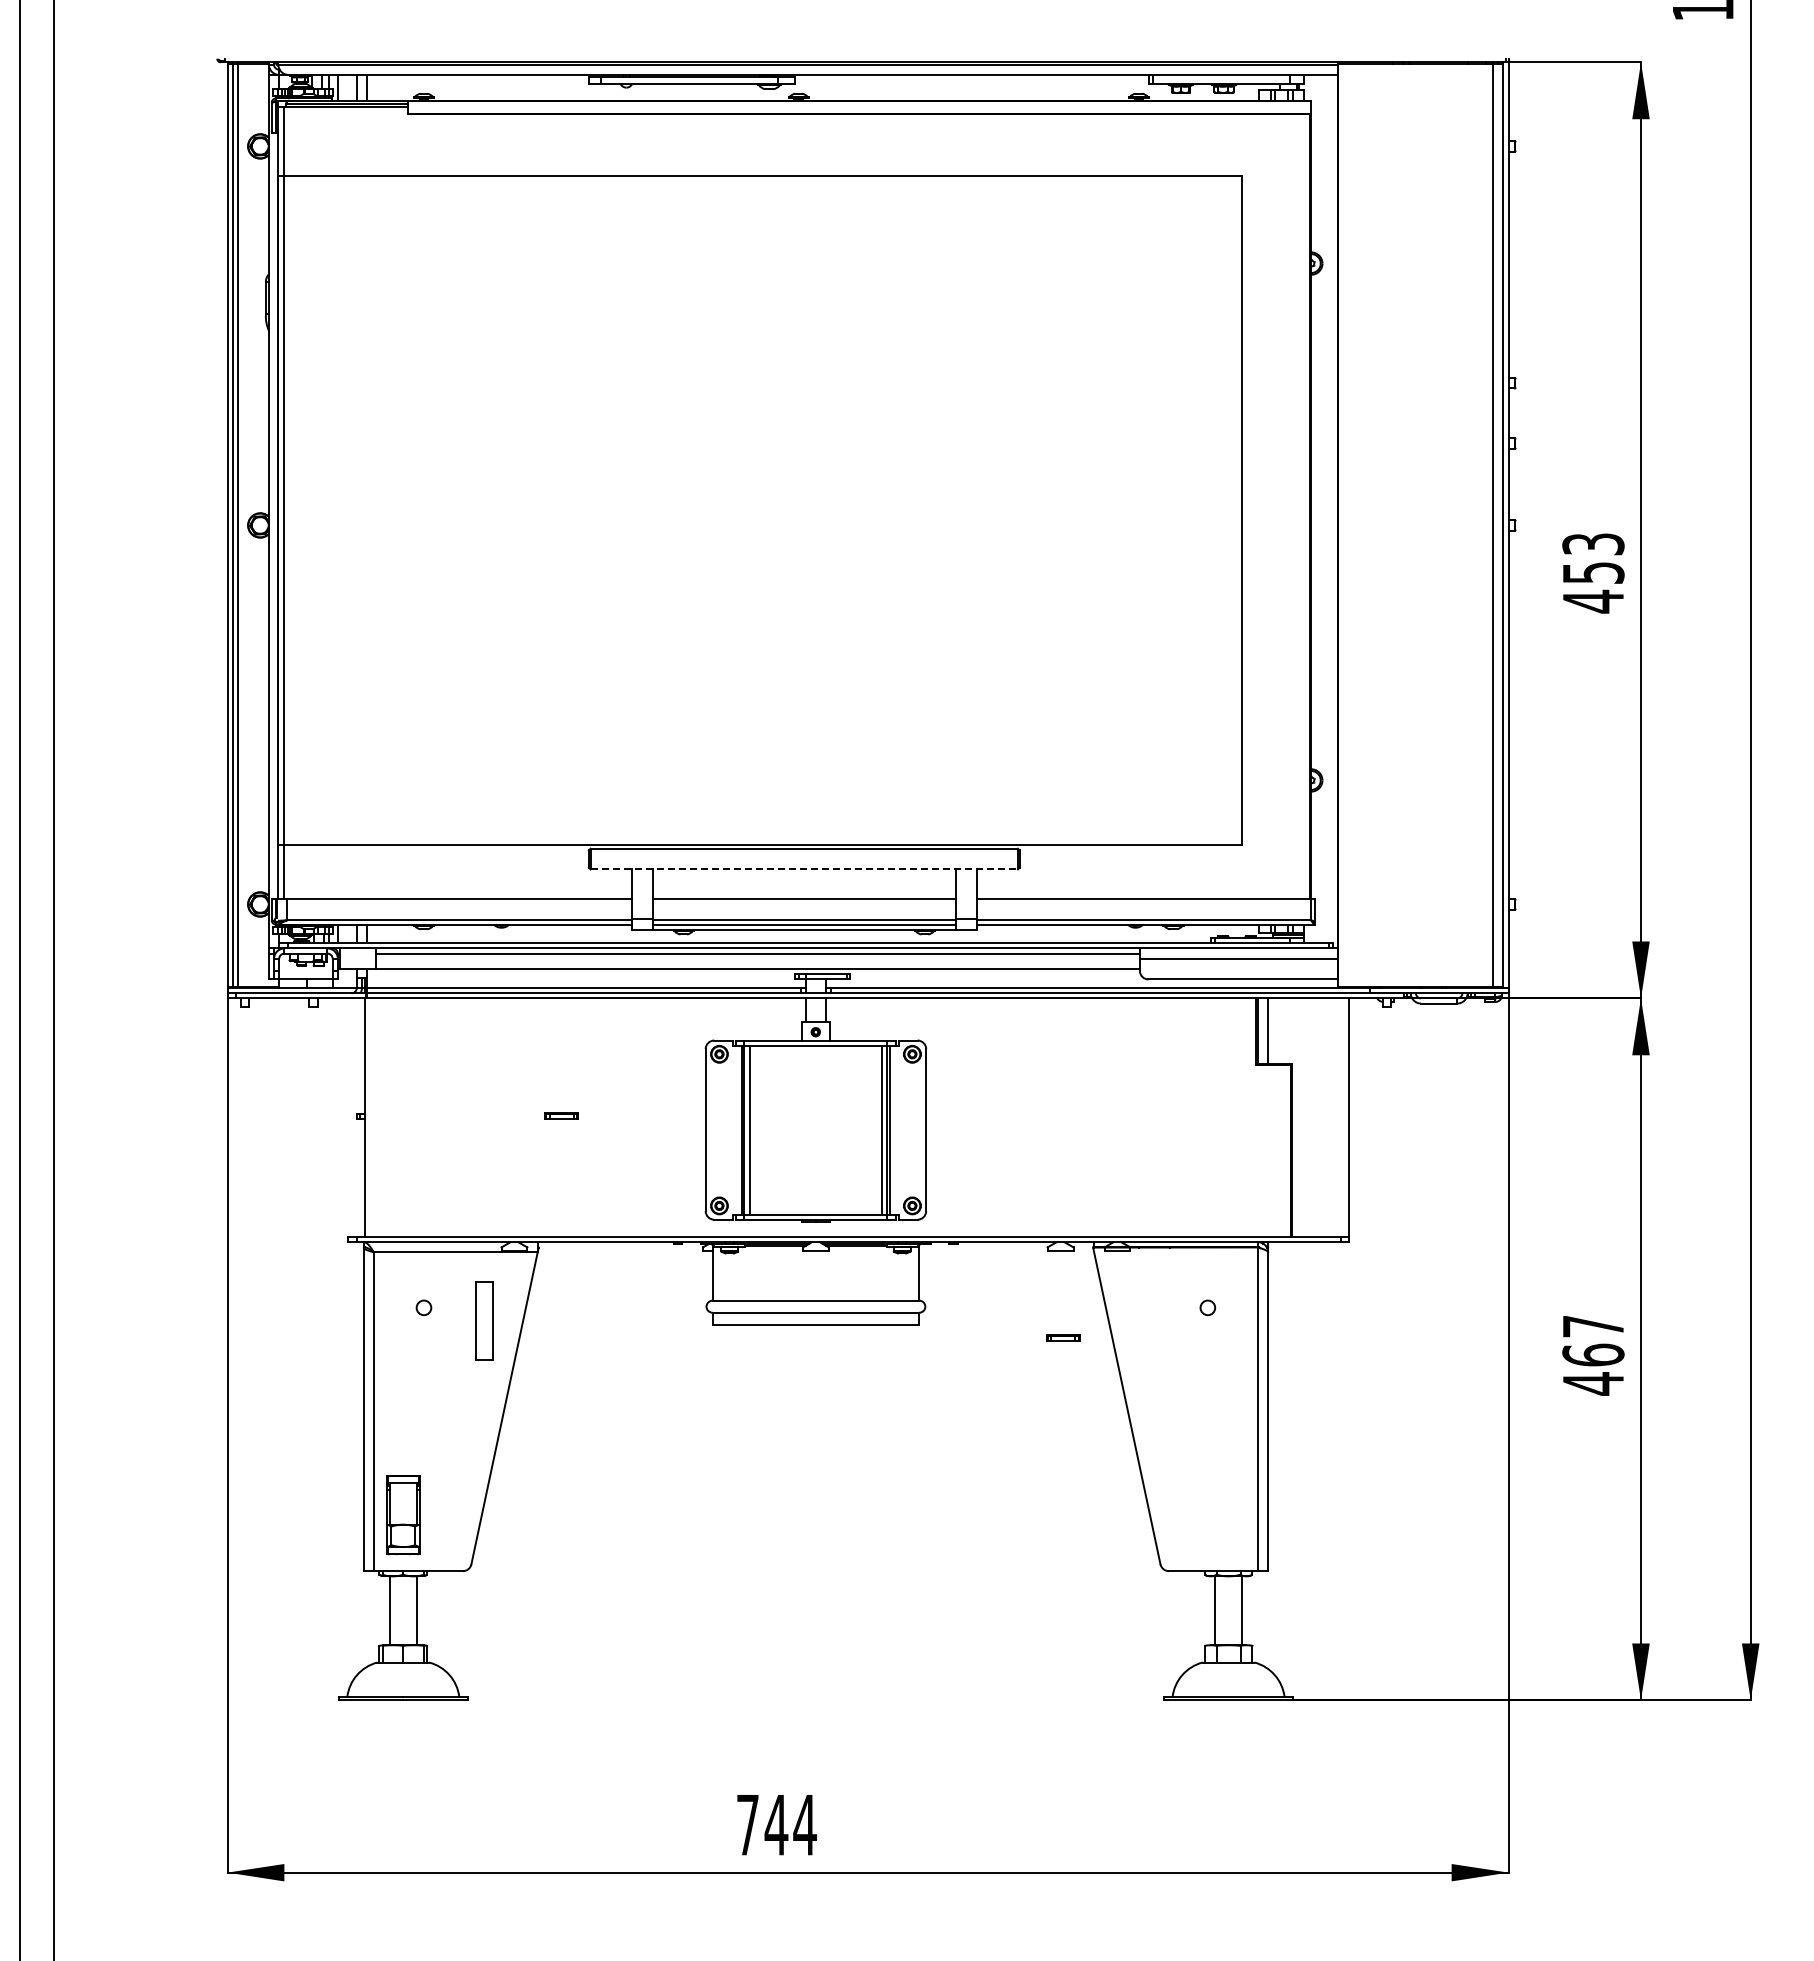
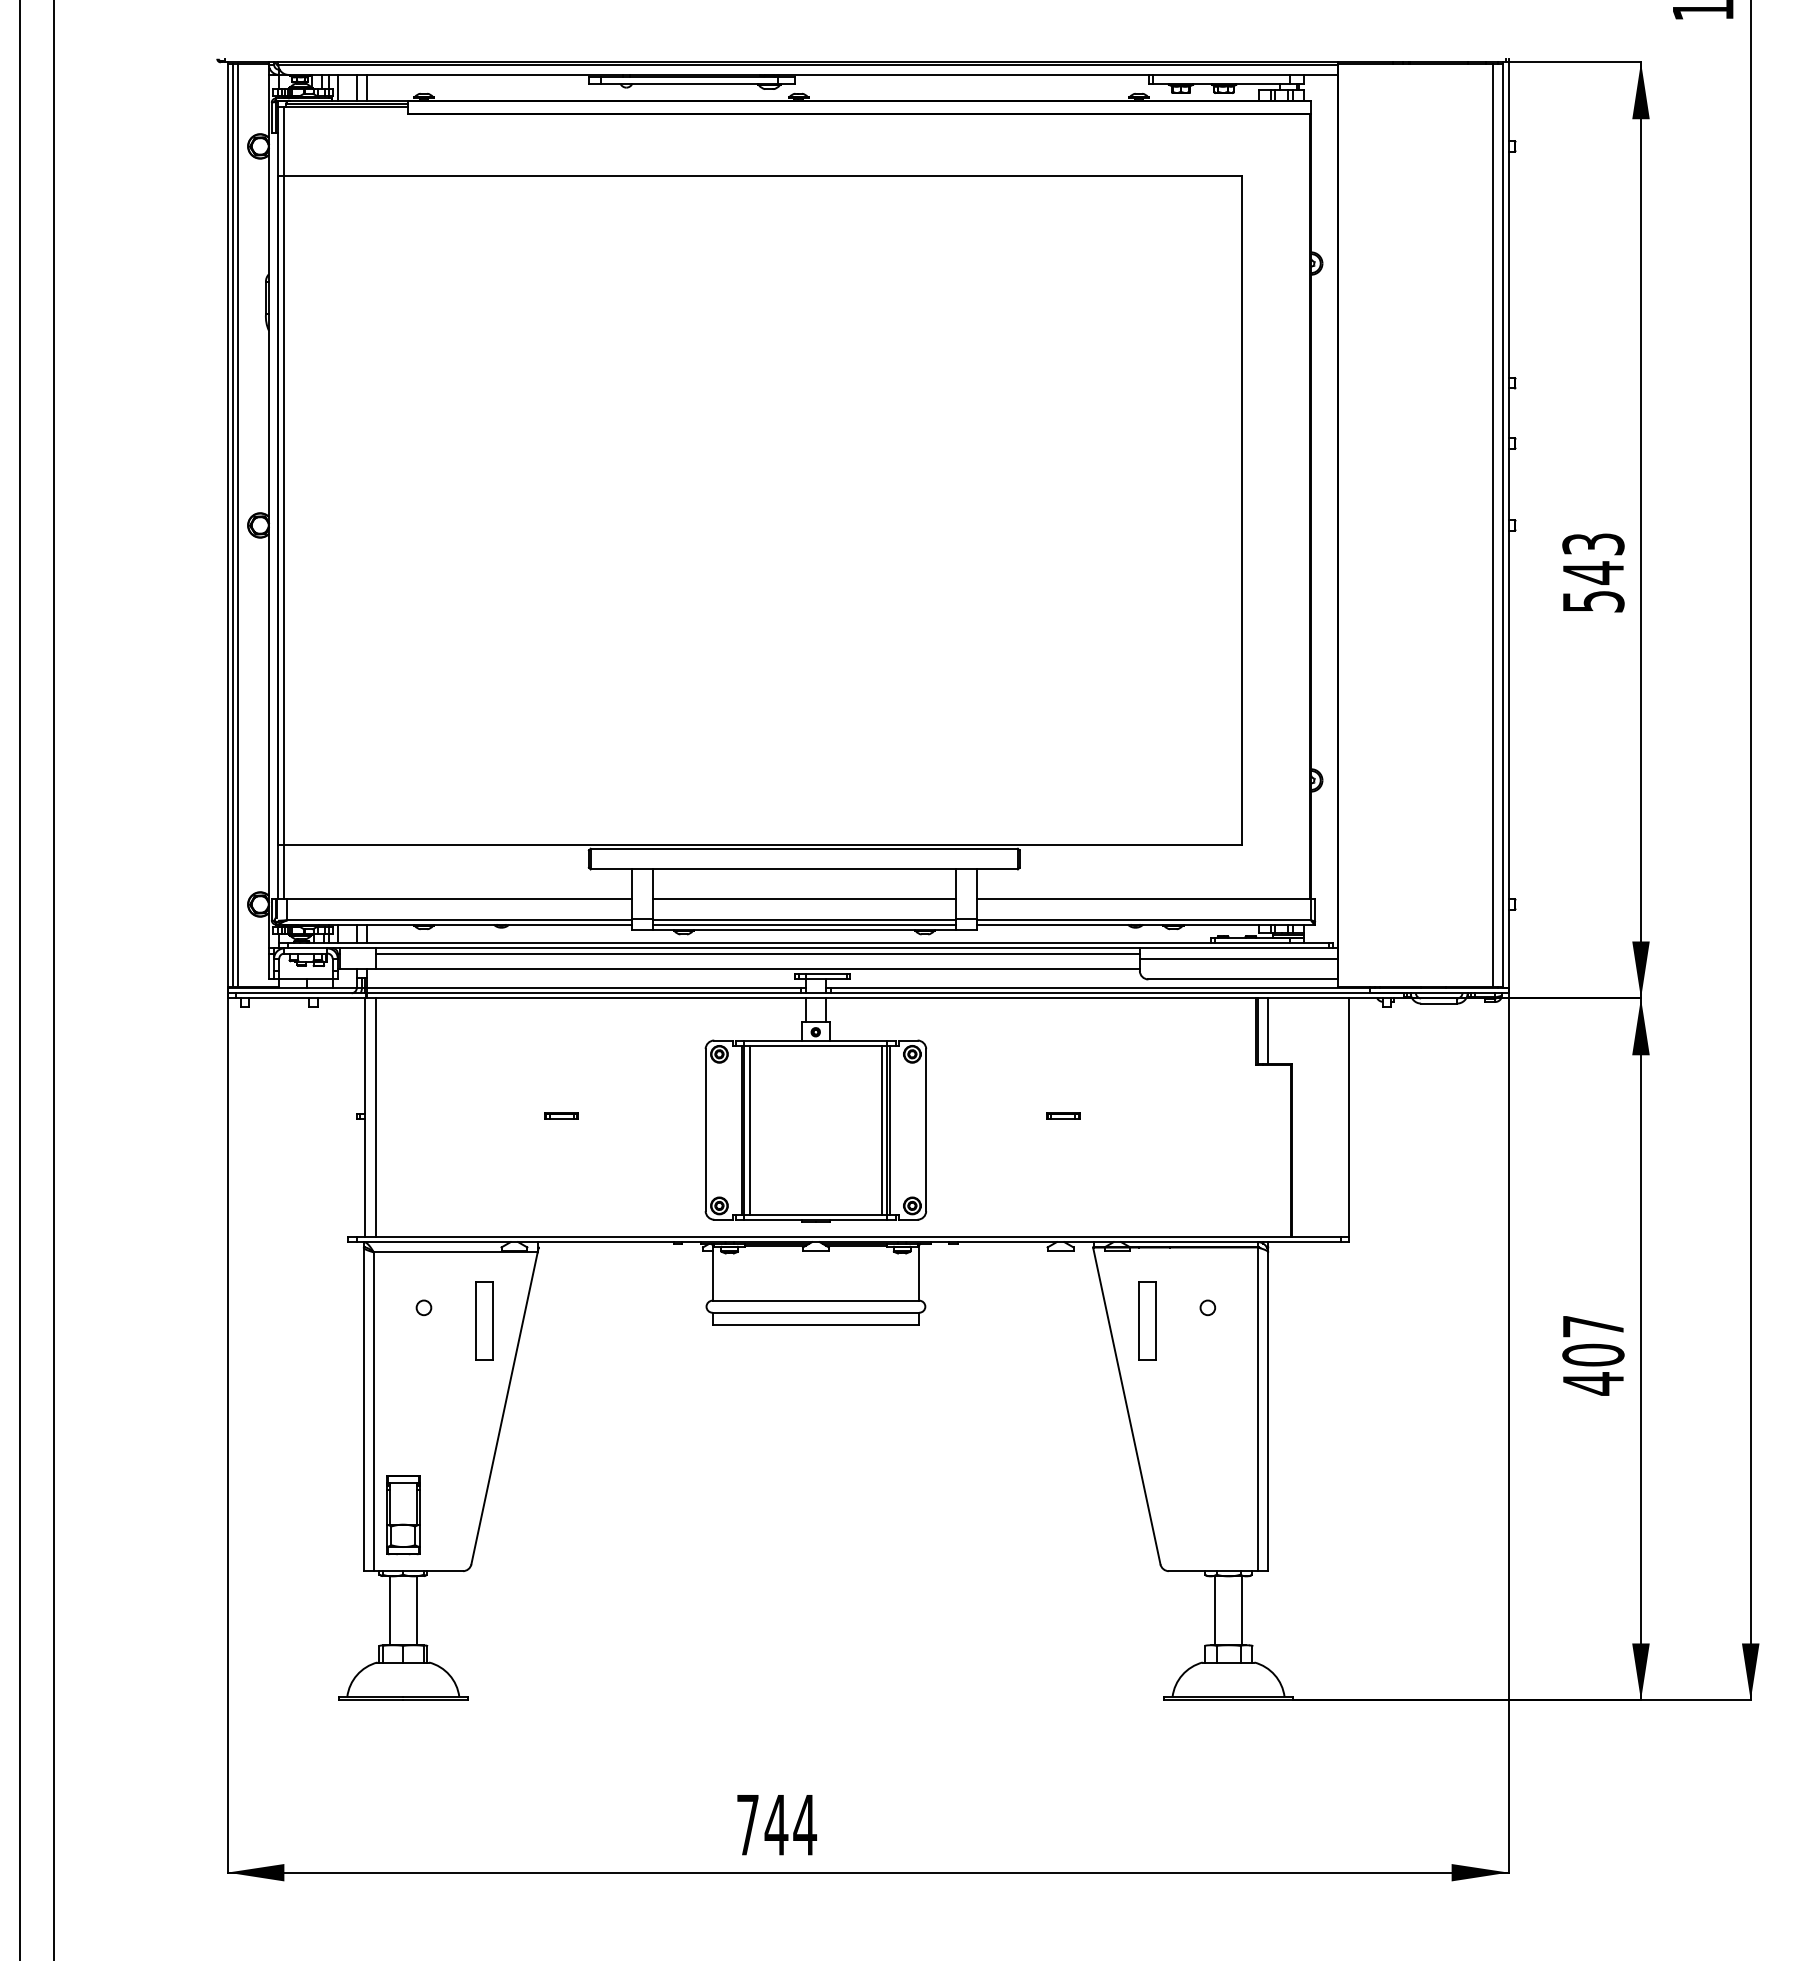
text: 453 -> 543 (1593, 587)
line: dashed -> solid (804, 869)
line: none -> present (375, 1117)
part: none -> present (1147, 1320)
part position: (1063, 1337) -> (1063, 1115) (1063, 1115)
text: 467 -> 407 (1593, 1354)
